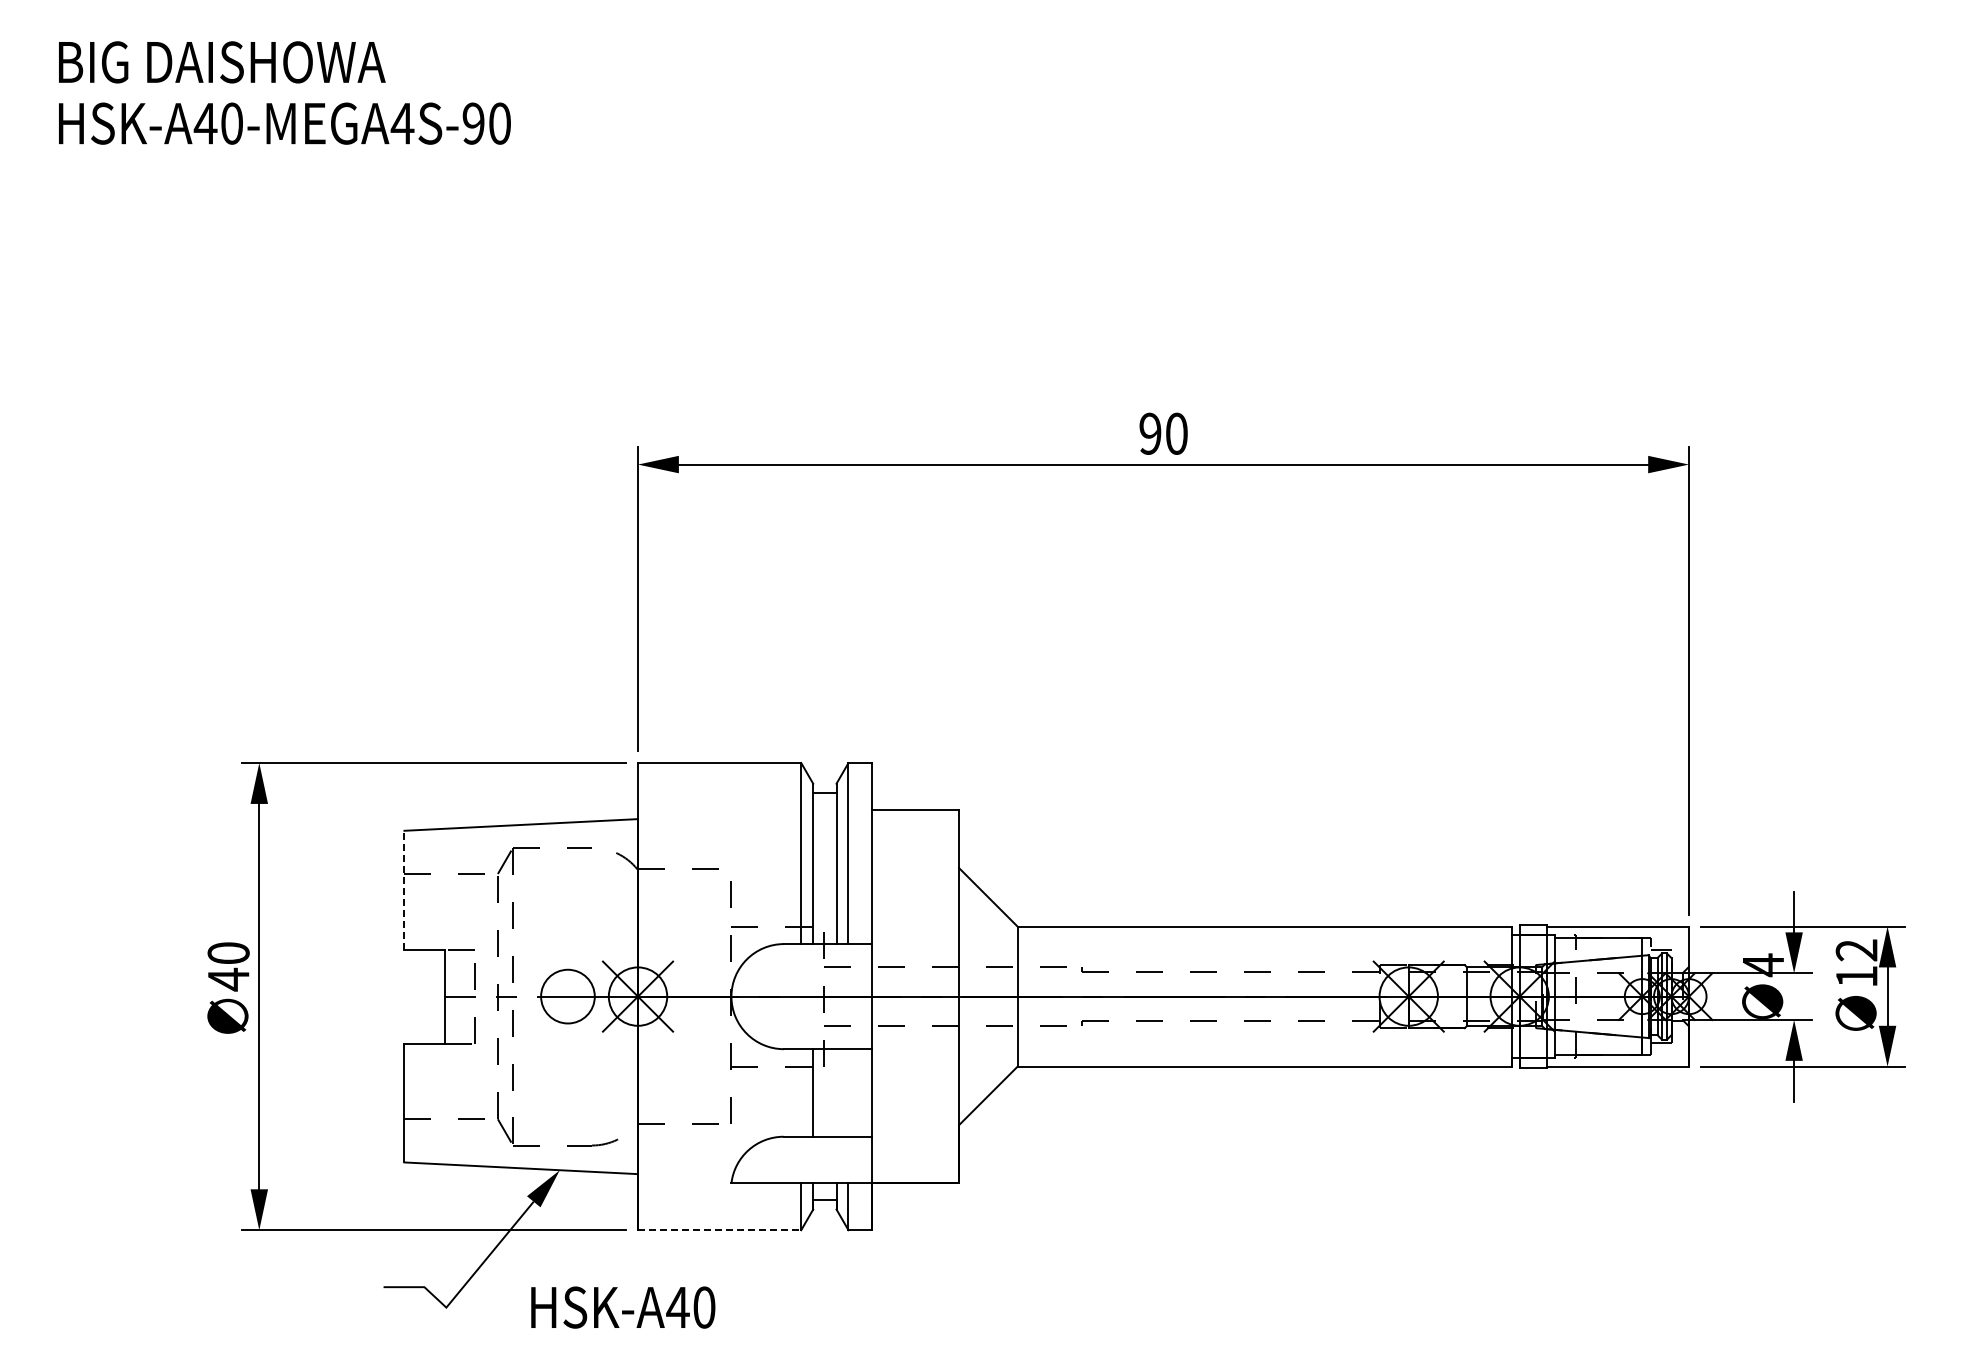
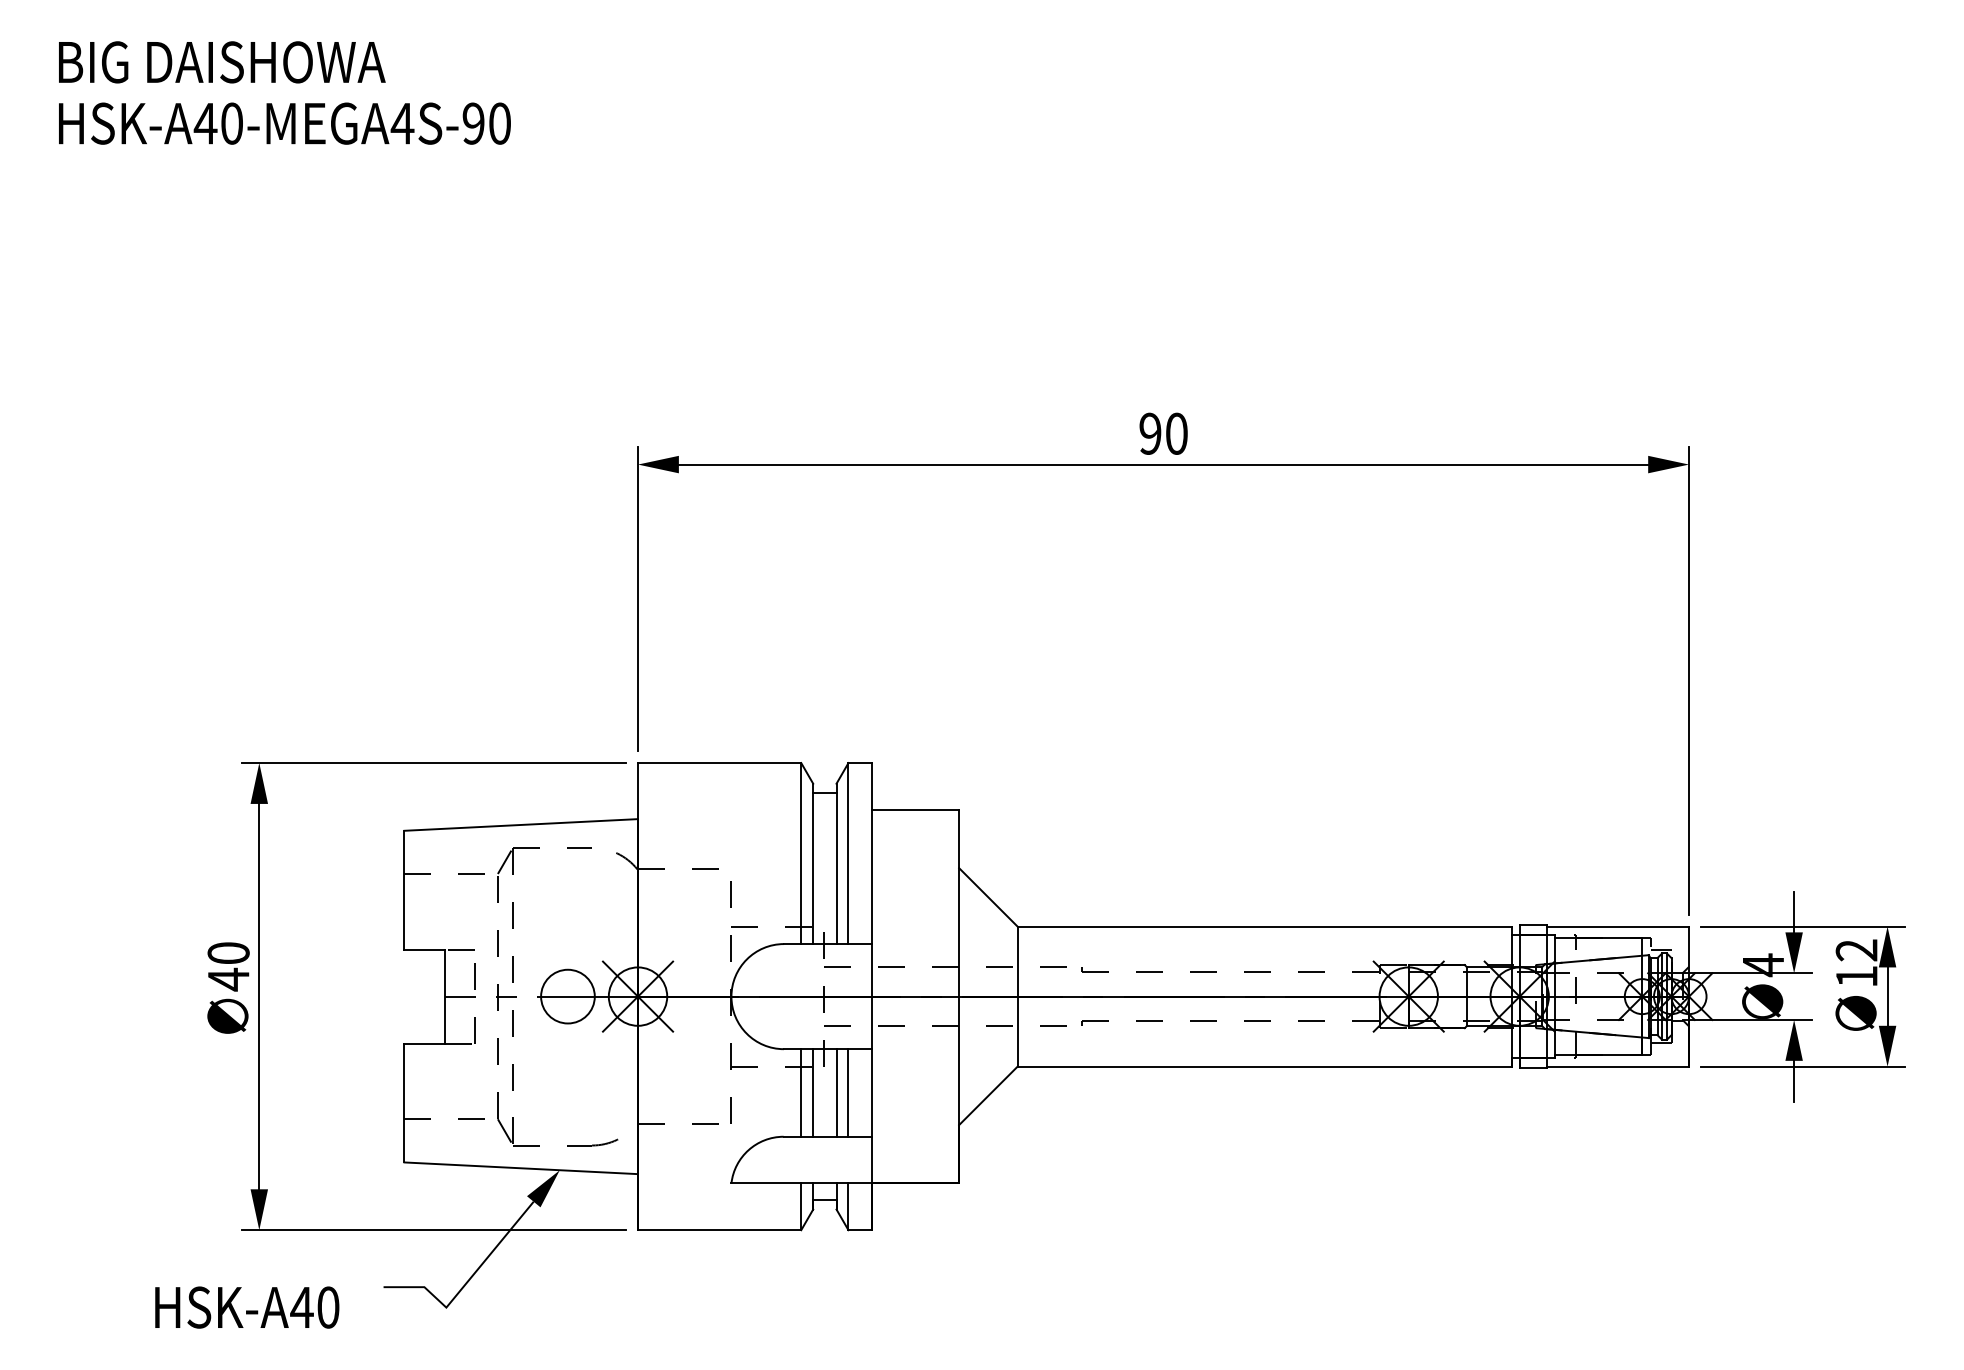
line: dashed -> solid (404, 889)
line: none -> present (801, 1092)
line: none -> present (836, 1092)
line: none -> present (848, 1092)
line: dashed -> solid (719, 1230)
text position: (623, 1307) -> (247, 1307) (247, 1307)
